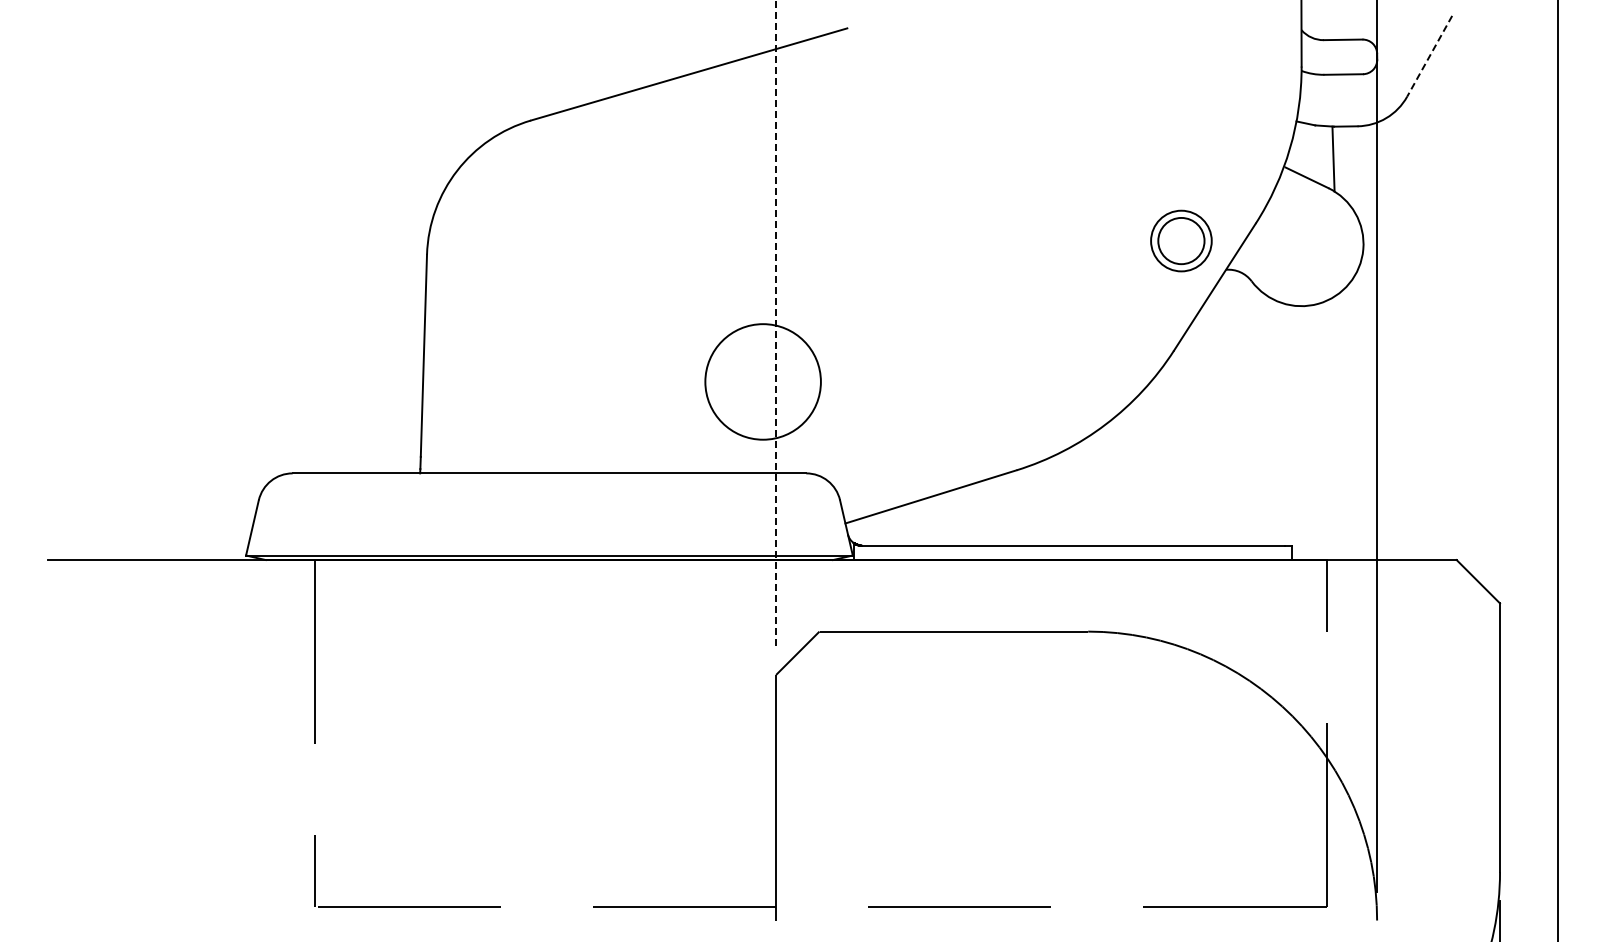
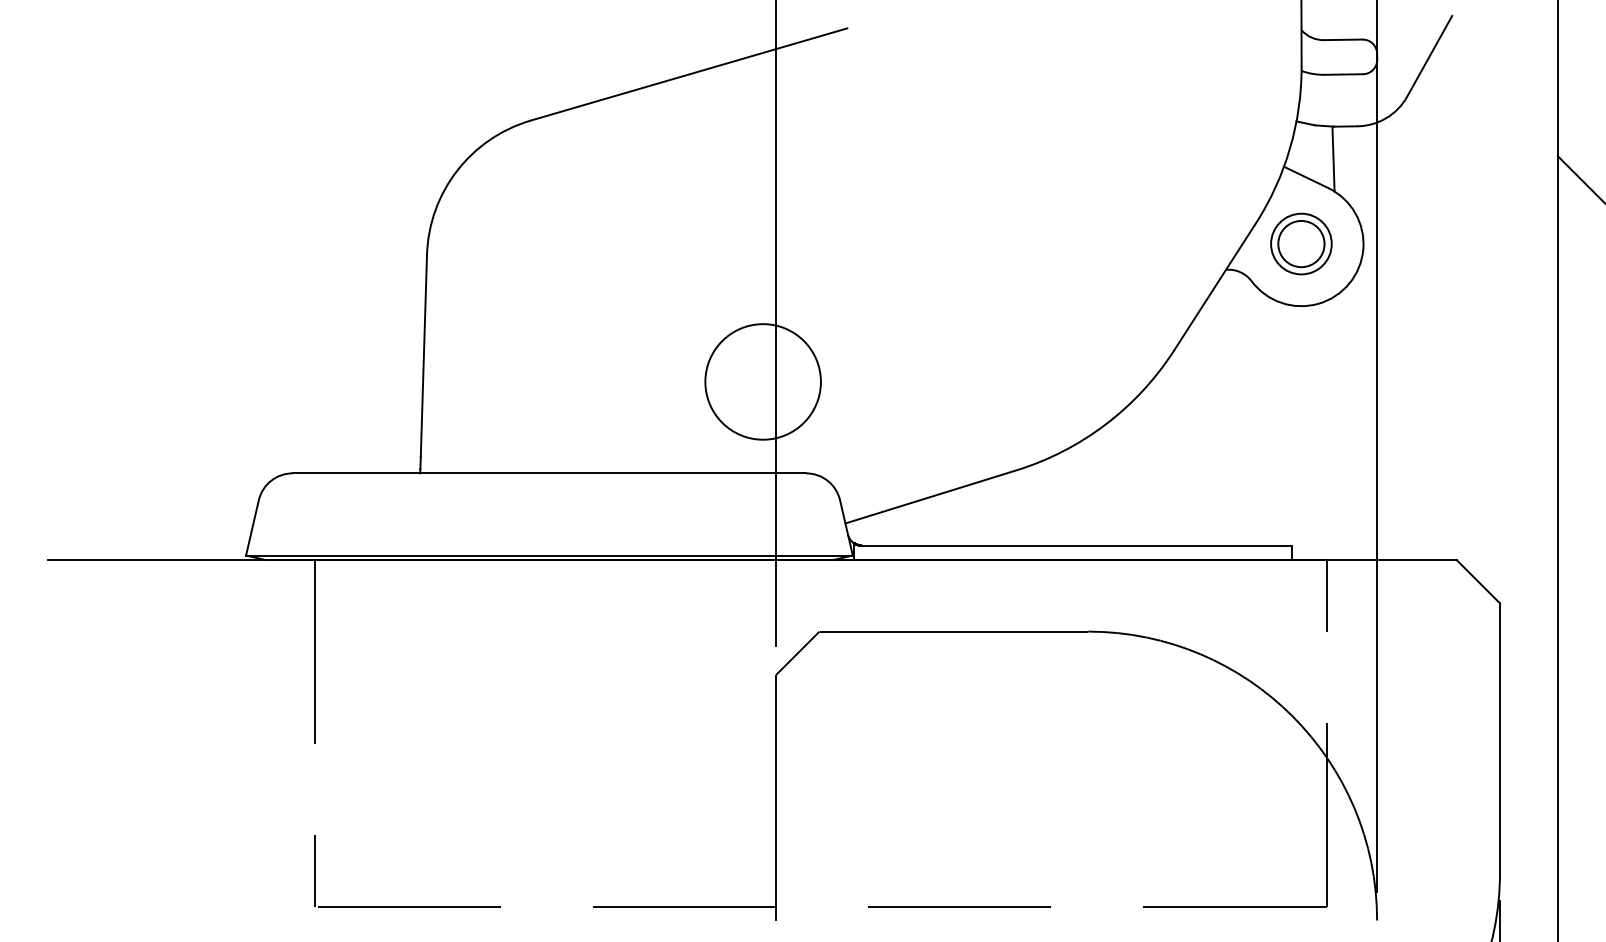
line: dashed -> solid (1429, 56)
line: none -> present (1579, 178)
part position: (1181, 240) -> (1301, 243) (1301, 243)
line: dashed -> solid (776, 323)
